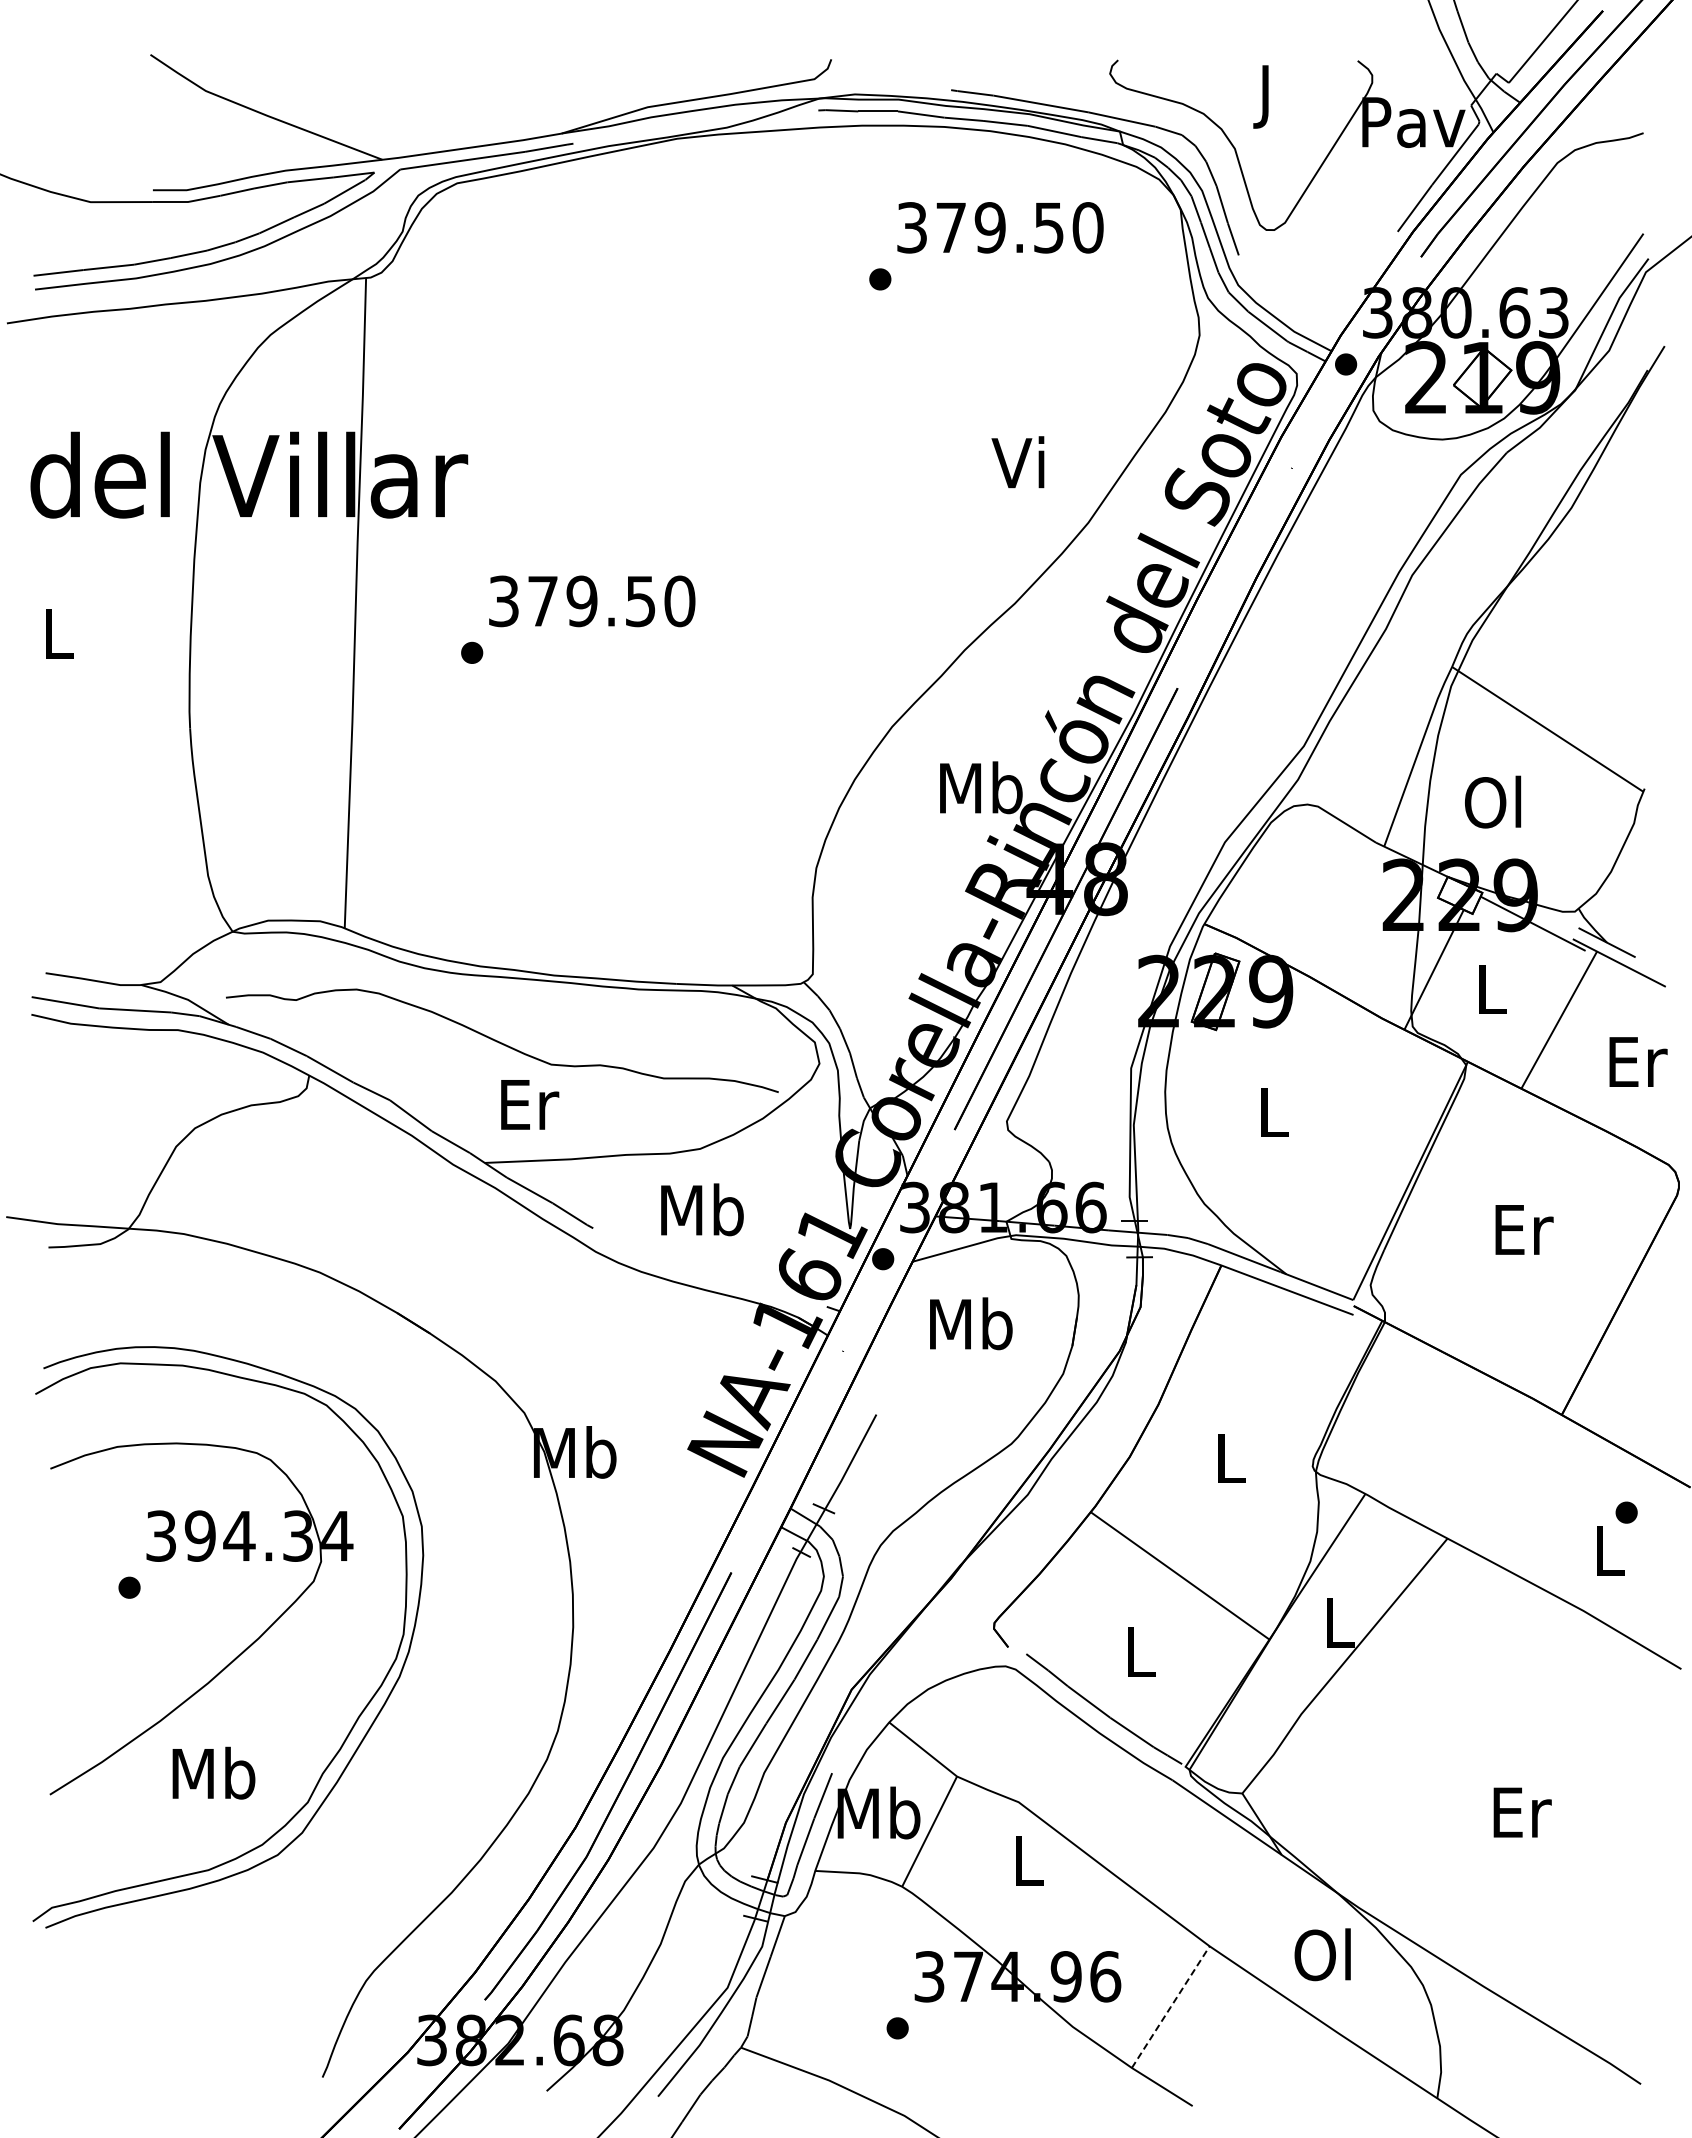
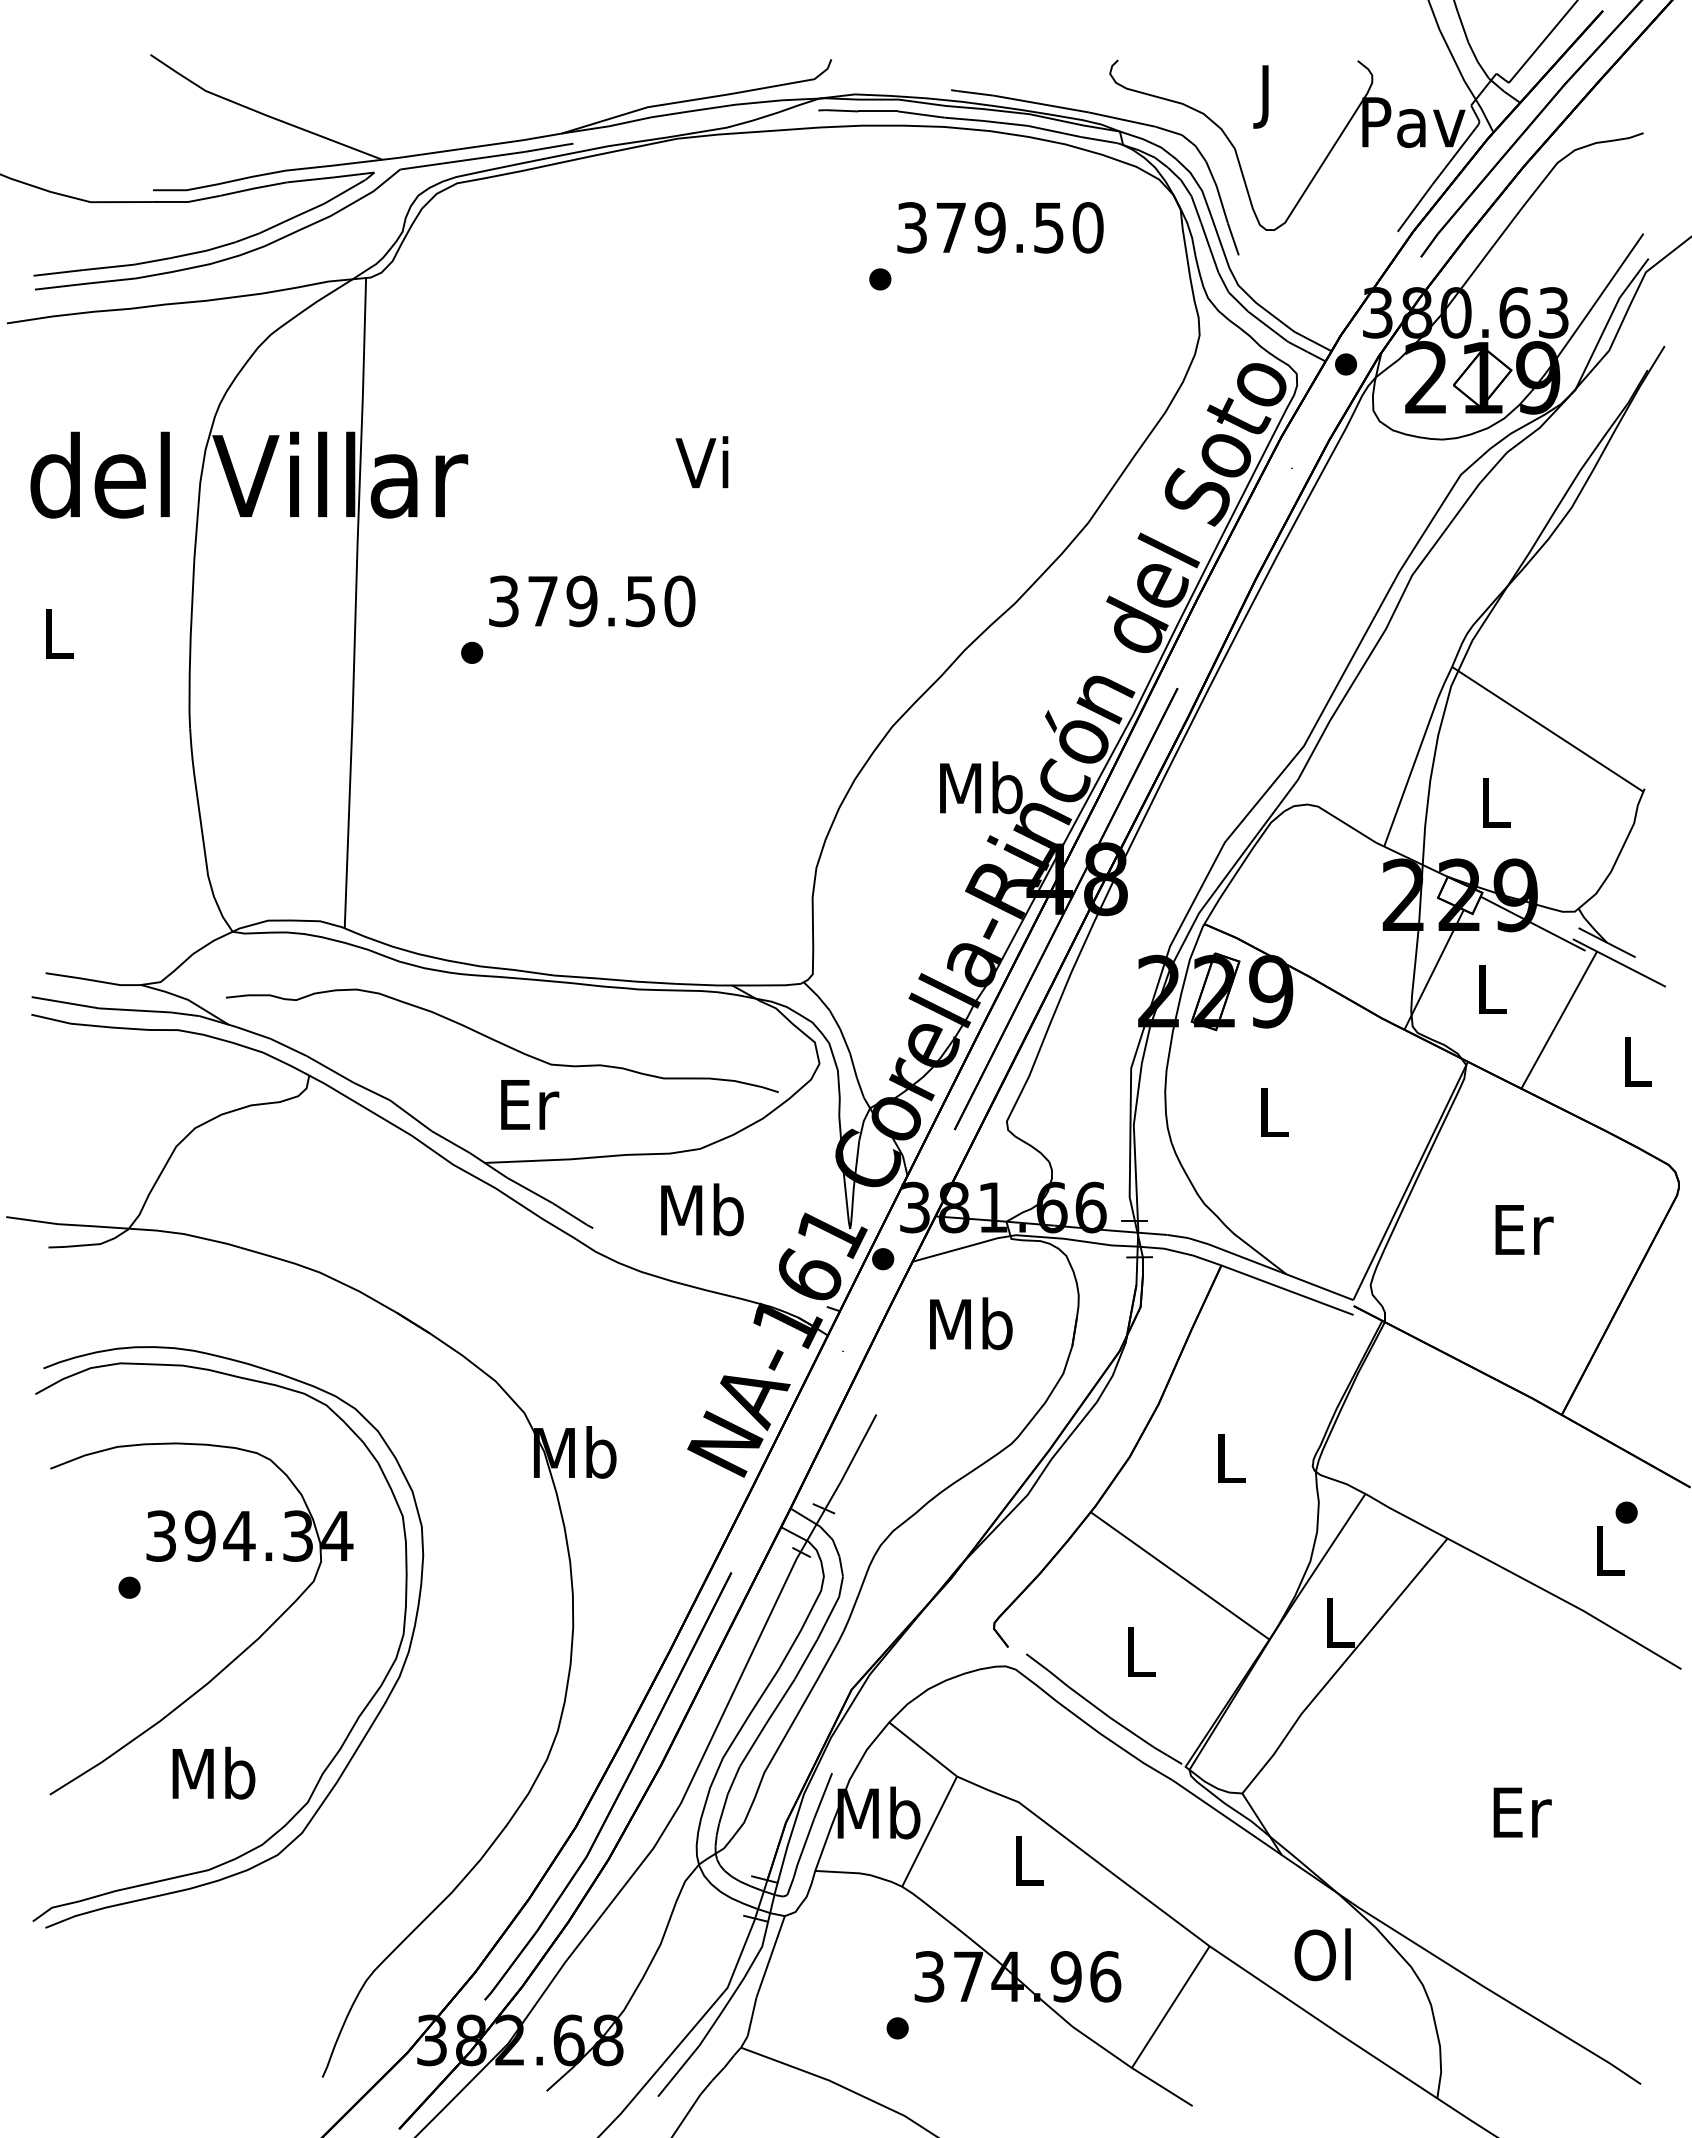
text position: (1017, 462) -> (701, 462) (701, 462)
text: Ol -> L (1493, 801)
text: Er -> L (1638, 1061)
line: dashed -> solid (1170, 2007)
